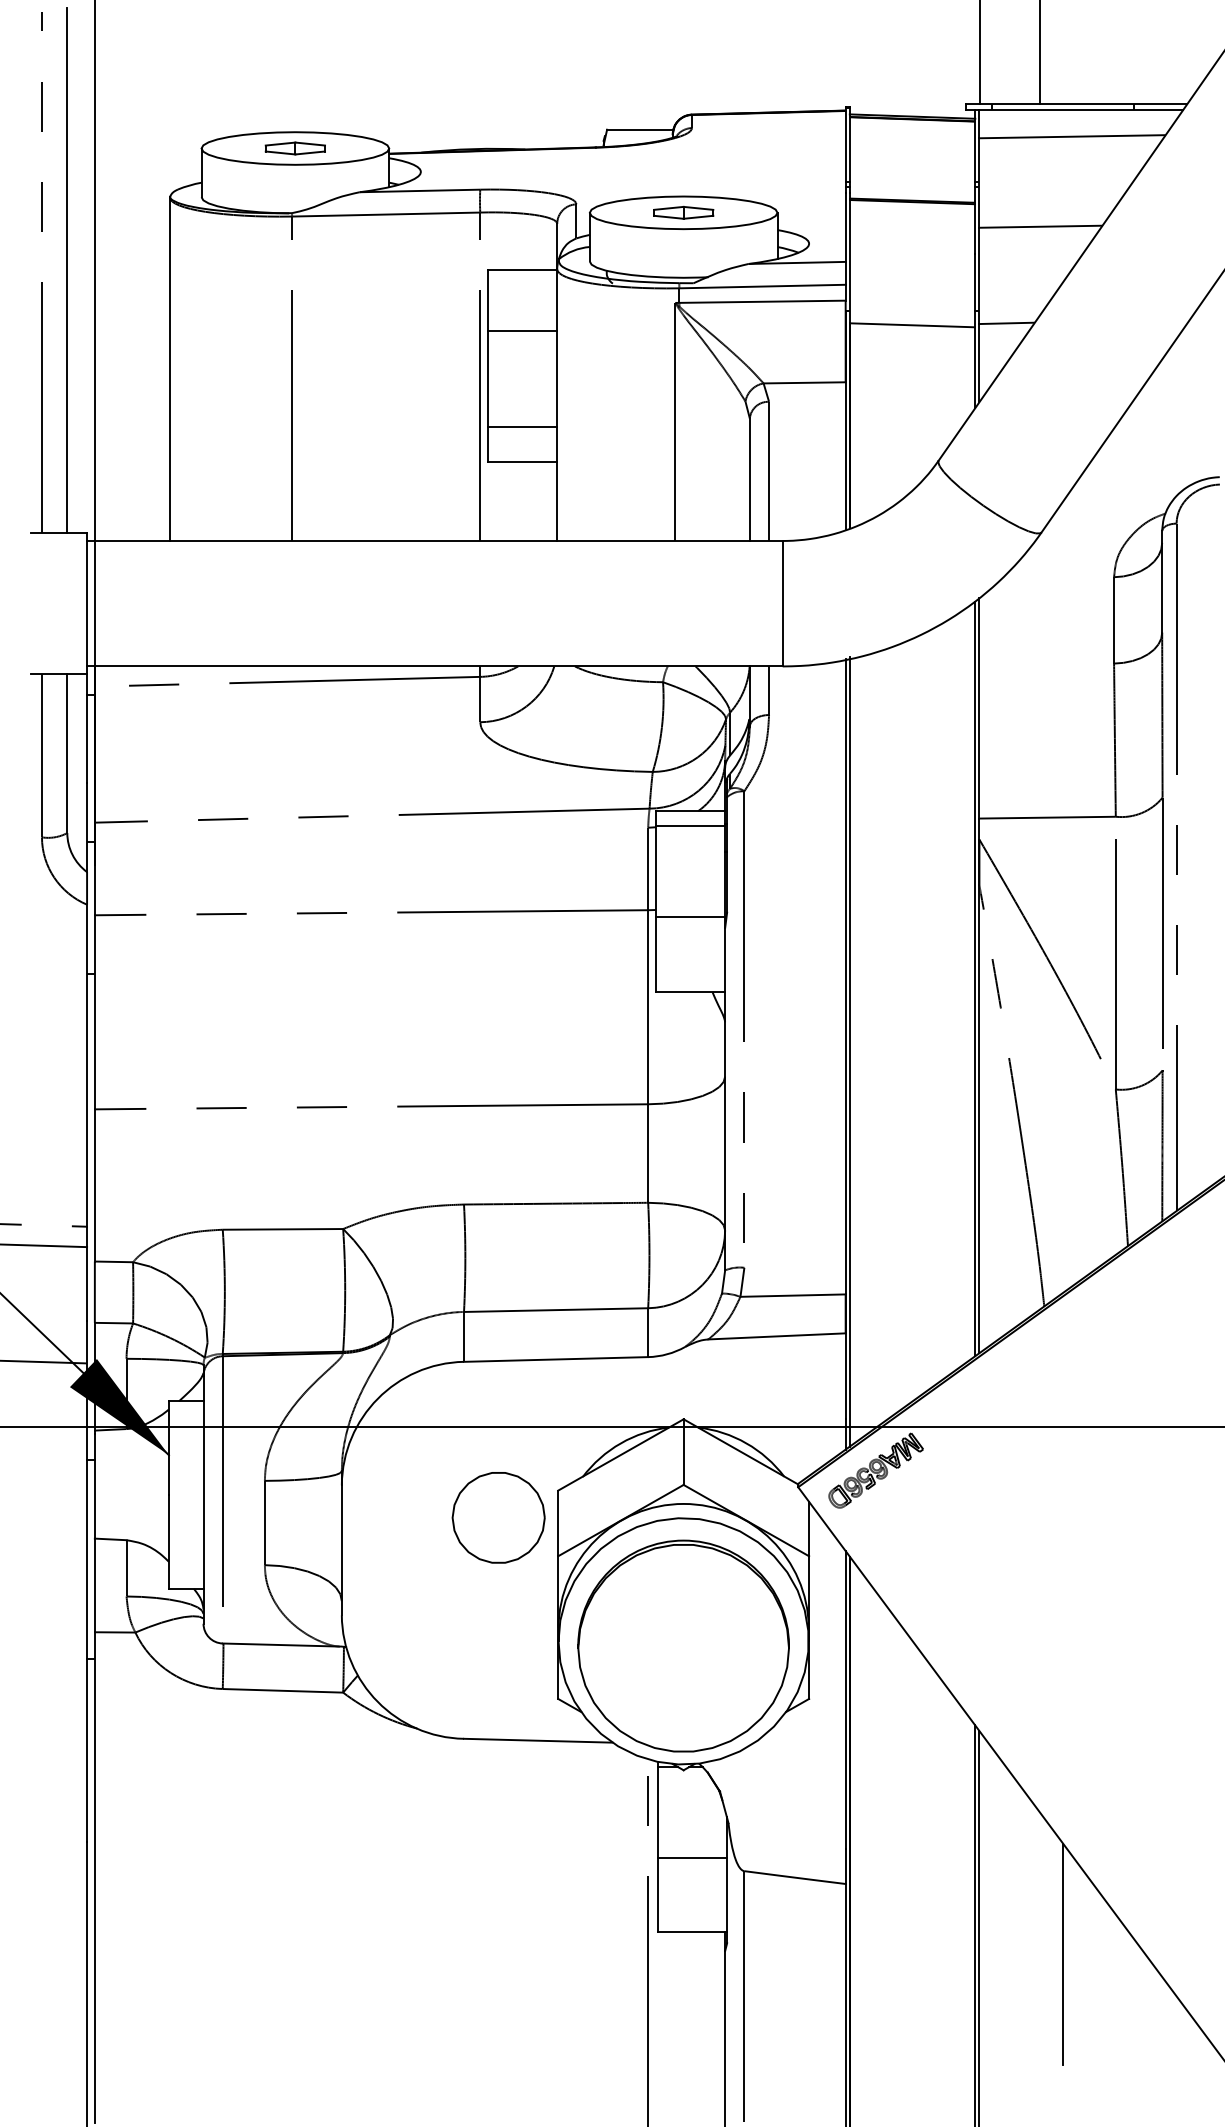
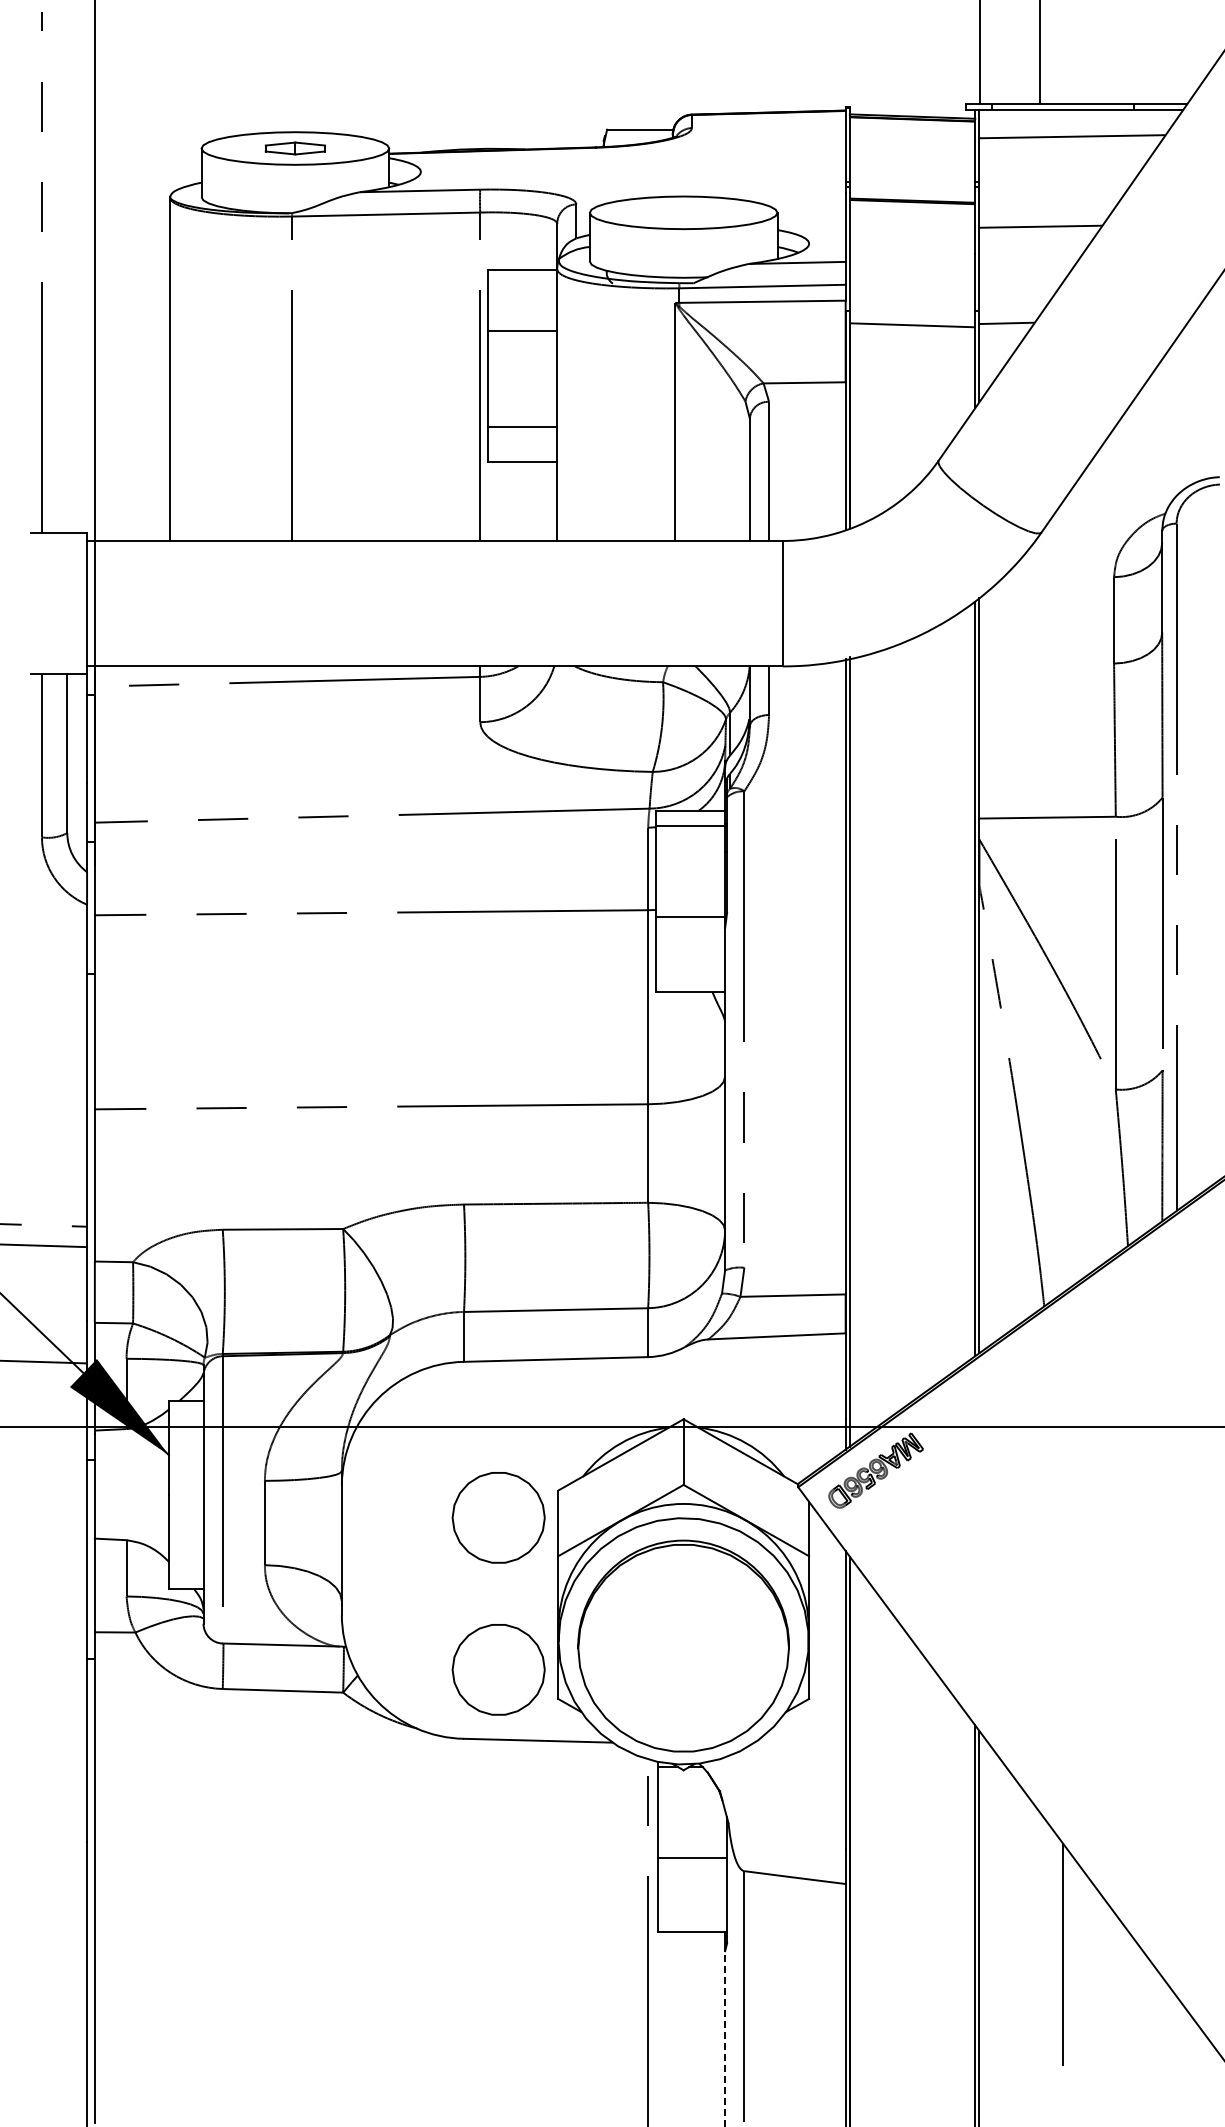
part: present -> none (683, 212)
line: present -> none (67, 270)
part: none -> present (498, 1669)
line: solid -> dashed (725, 2039)
